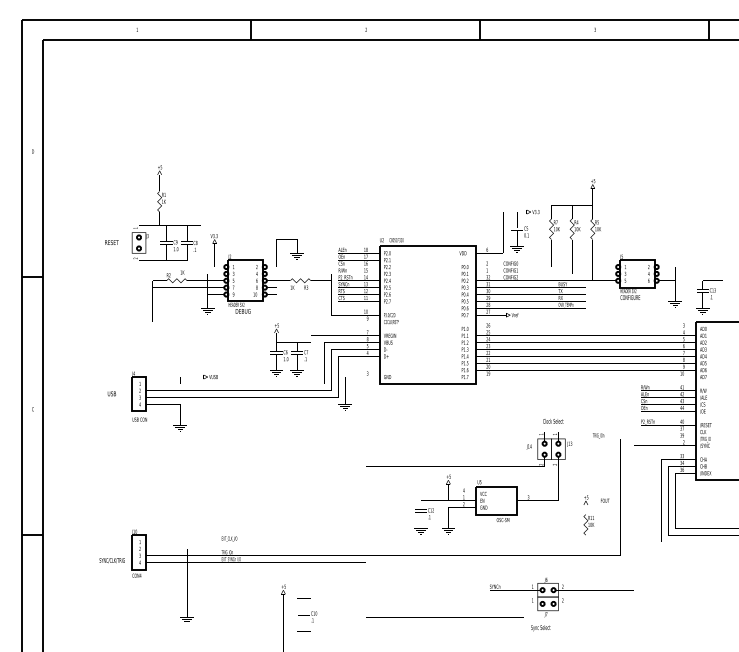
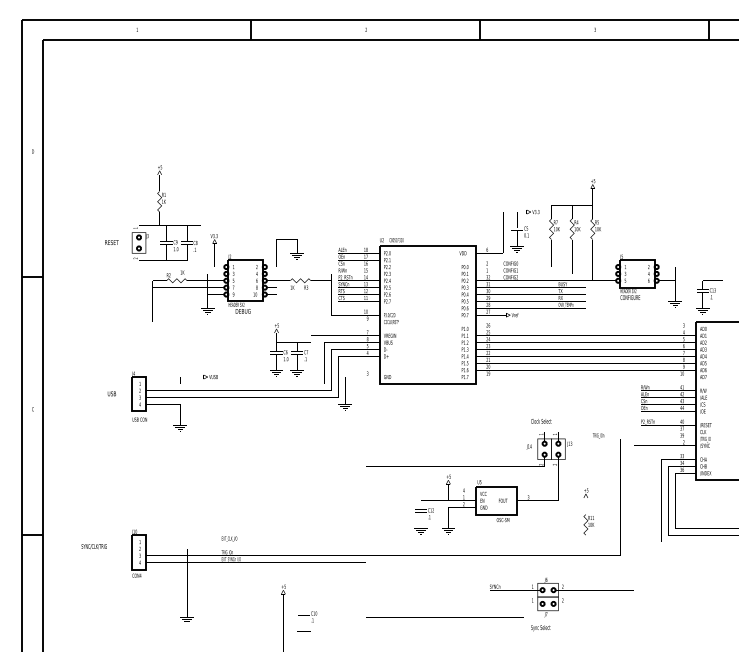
text position: (553, 421) -> (541, 421) (541, 421)
text position: (585, 499) -> (585, 492) (585, 492)
text position: (605, 500) -> (503, 500) (503, 500)
text position: (111, 560) -> (93, 546) (93, 546)
line: present -> none (303, 598)
